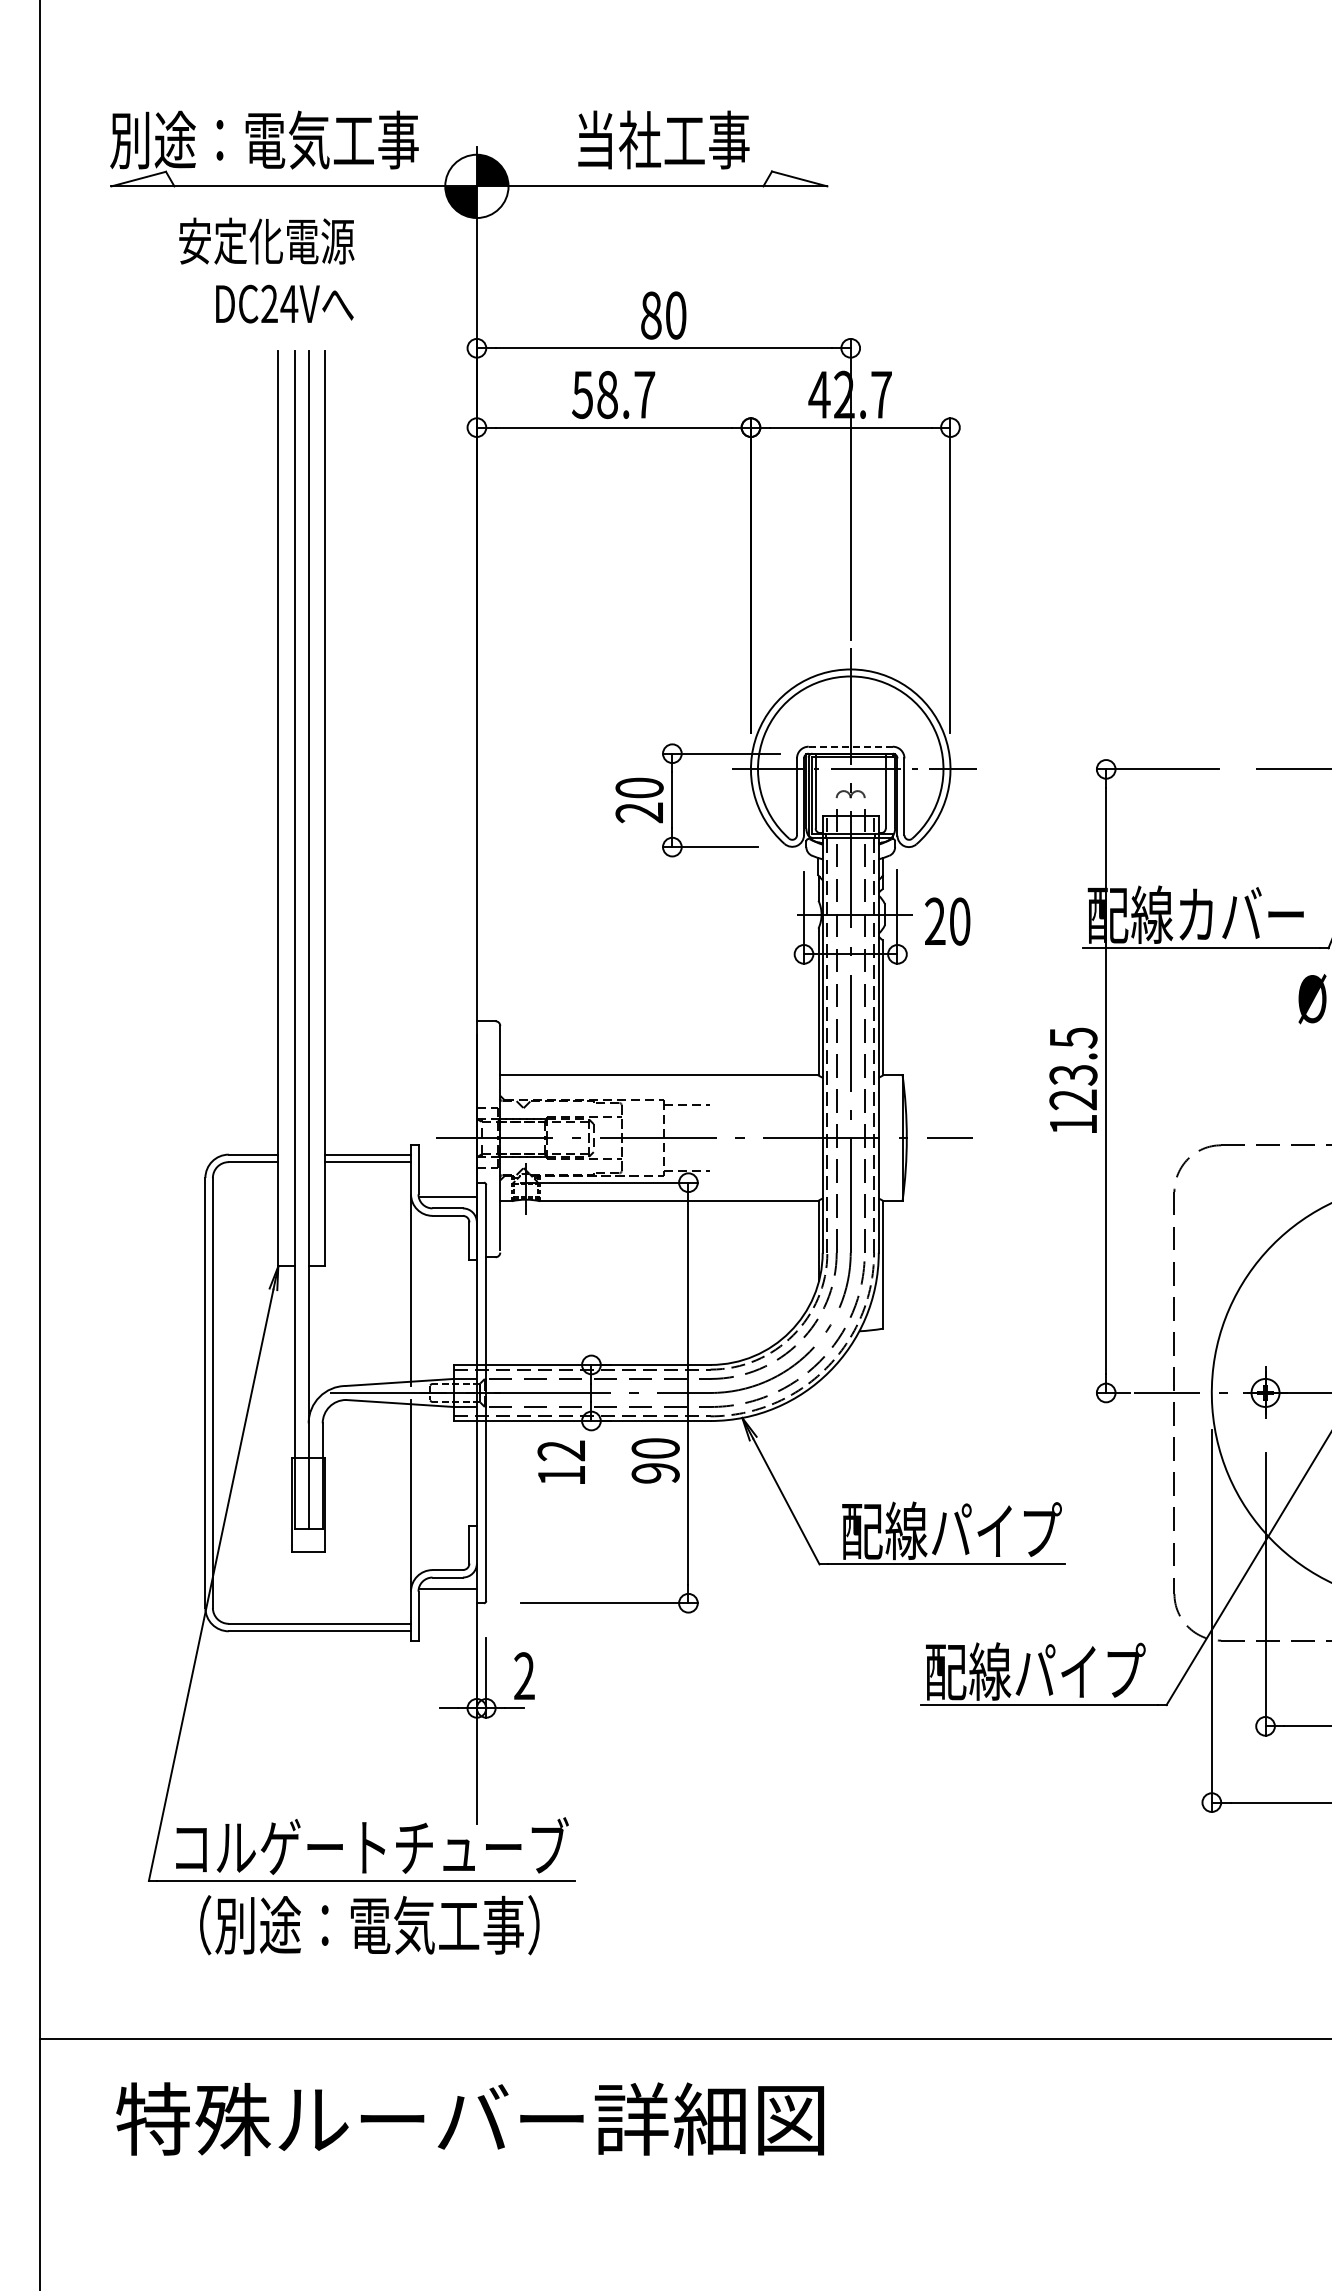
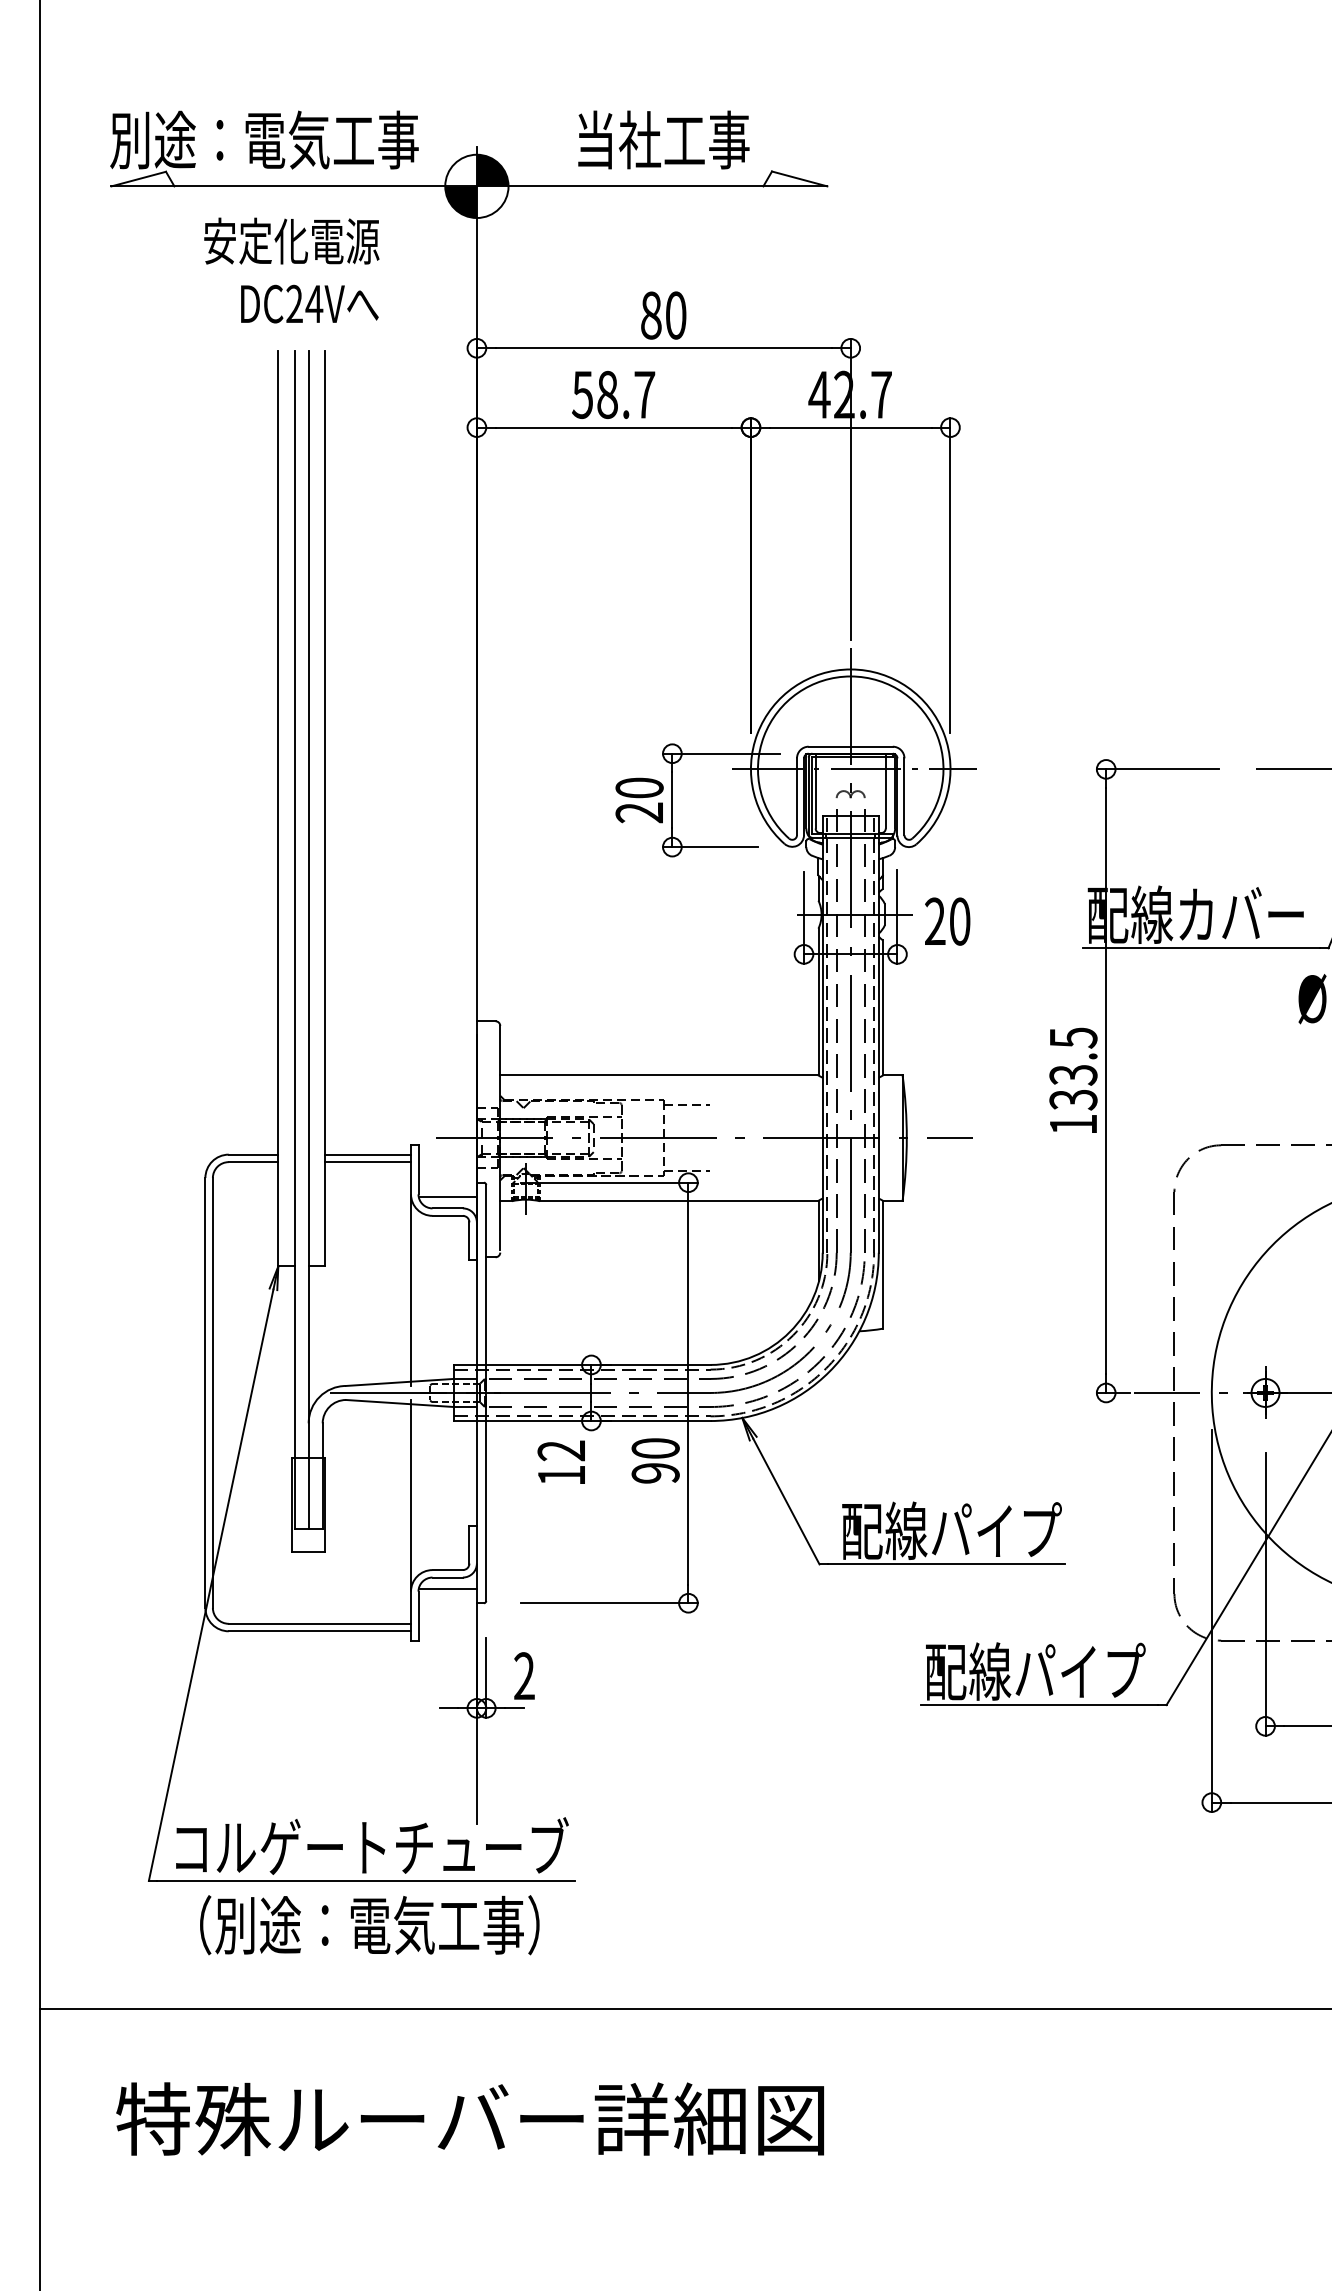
text position: (266, 270) -> (291, 270) (291, 270)
line: dashed -> solid (851, 746)
text: 123.5 -> 133.5 (1073, 1099)
line position: (684, 2038) -> (684, 2008) (684, 2008)
